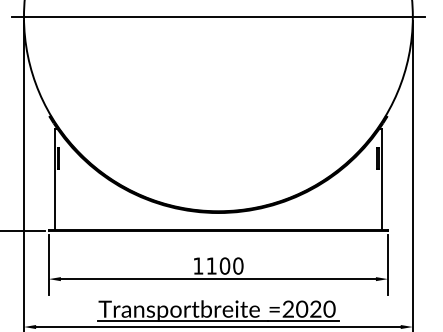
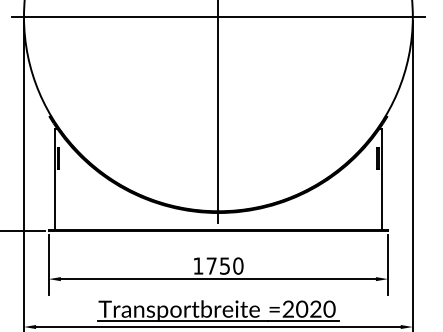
line: none -> present (218, 112)
text: 1100 -> 1750 (218, 265)
